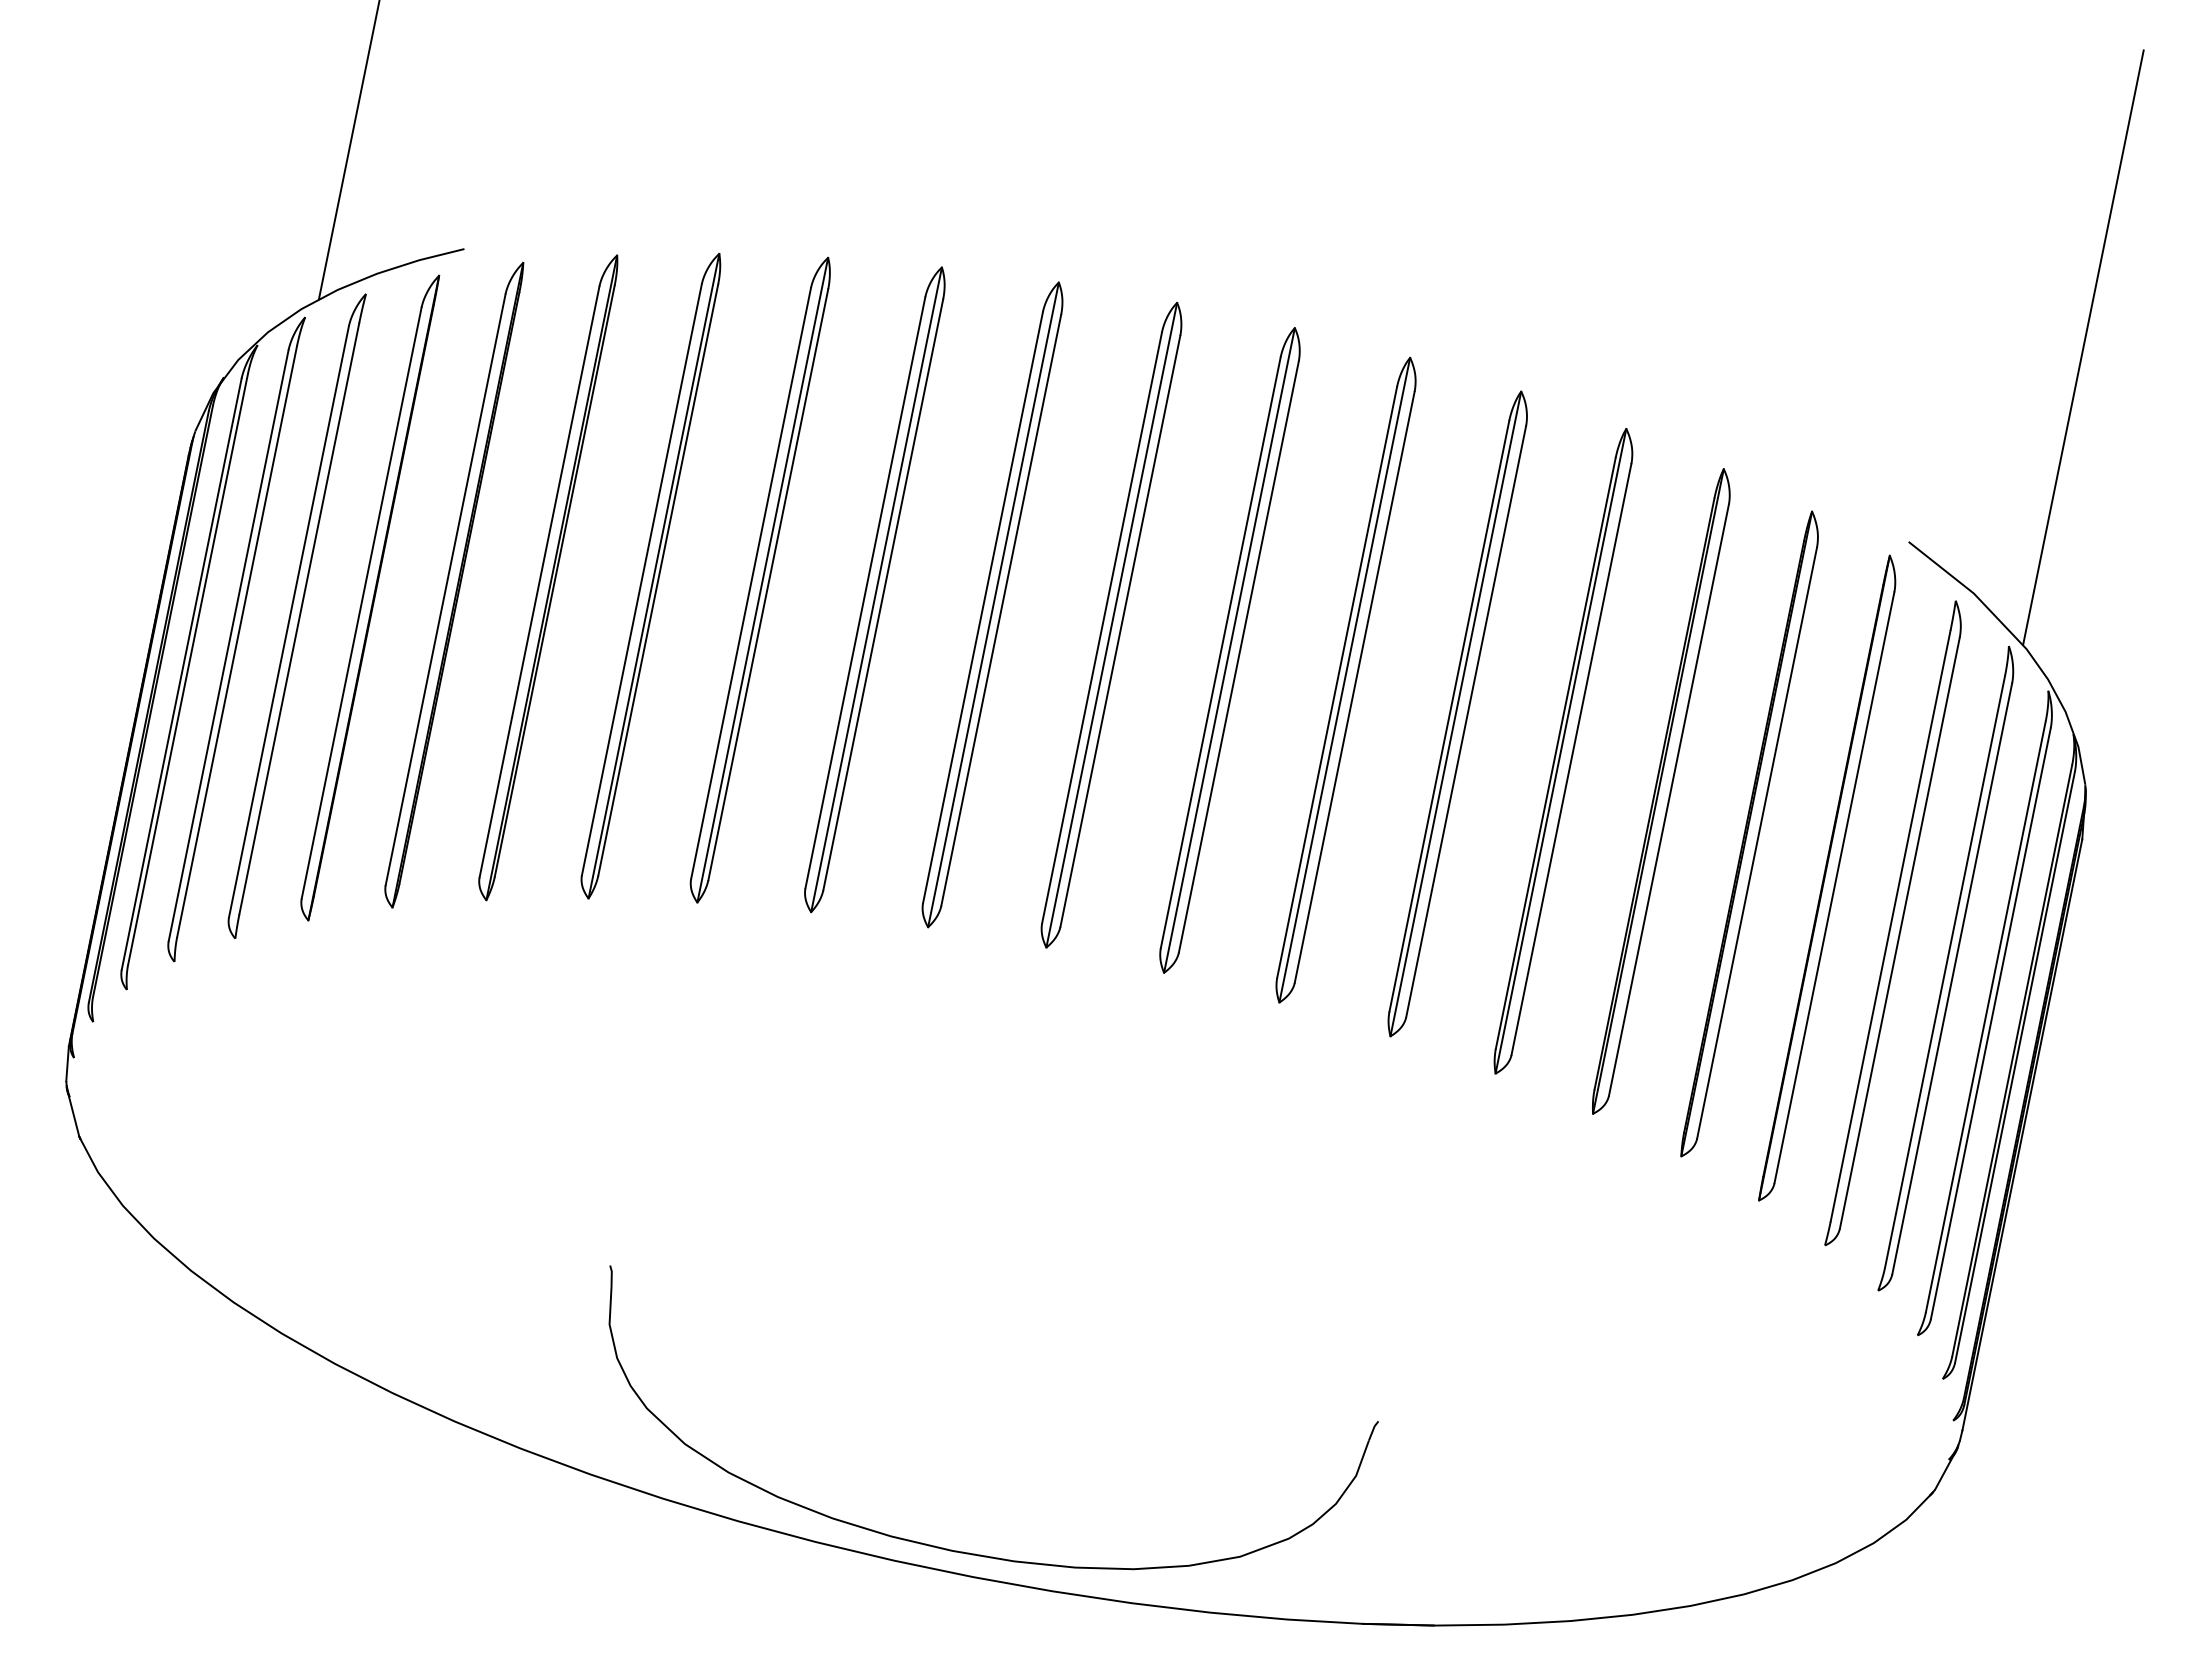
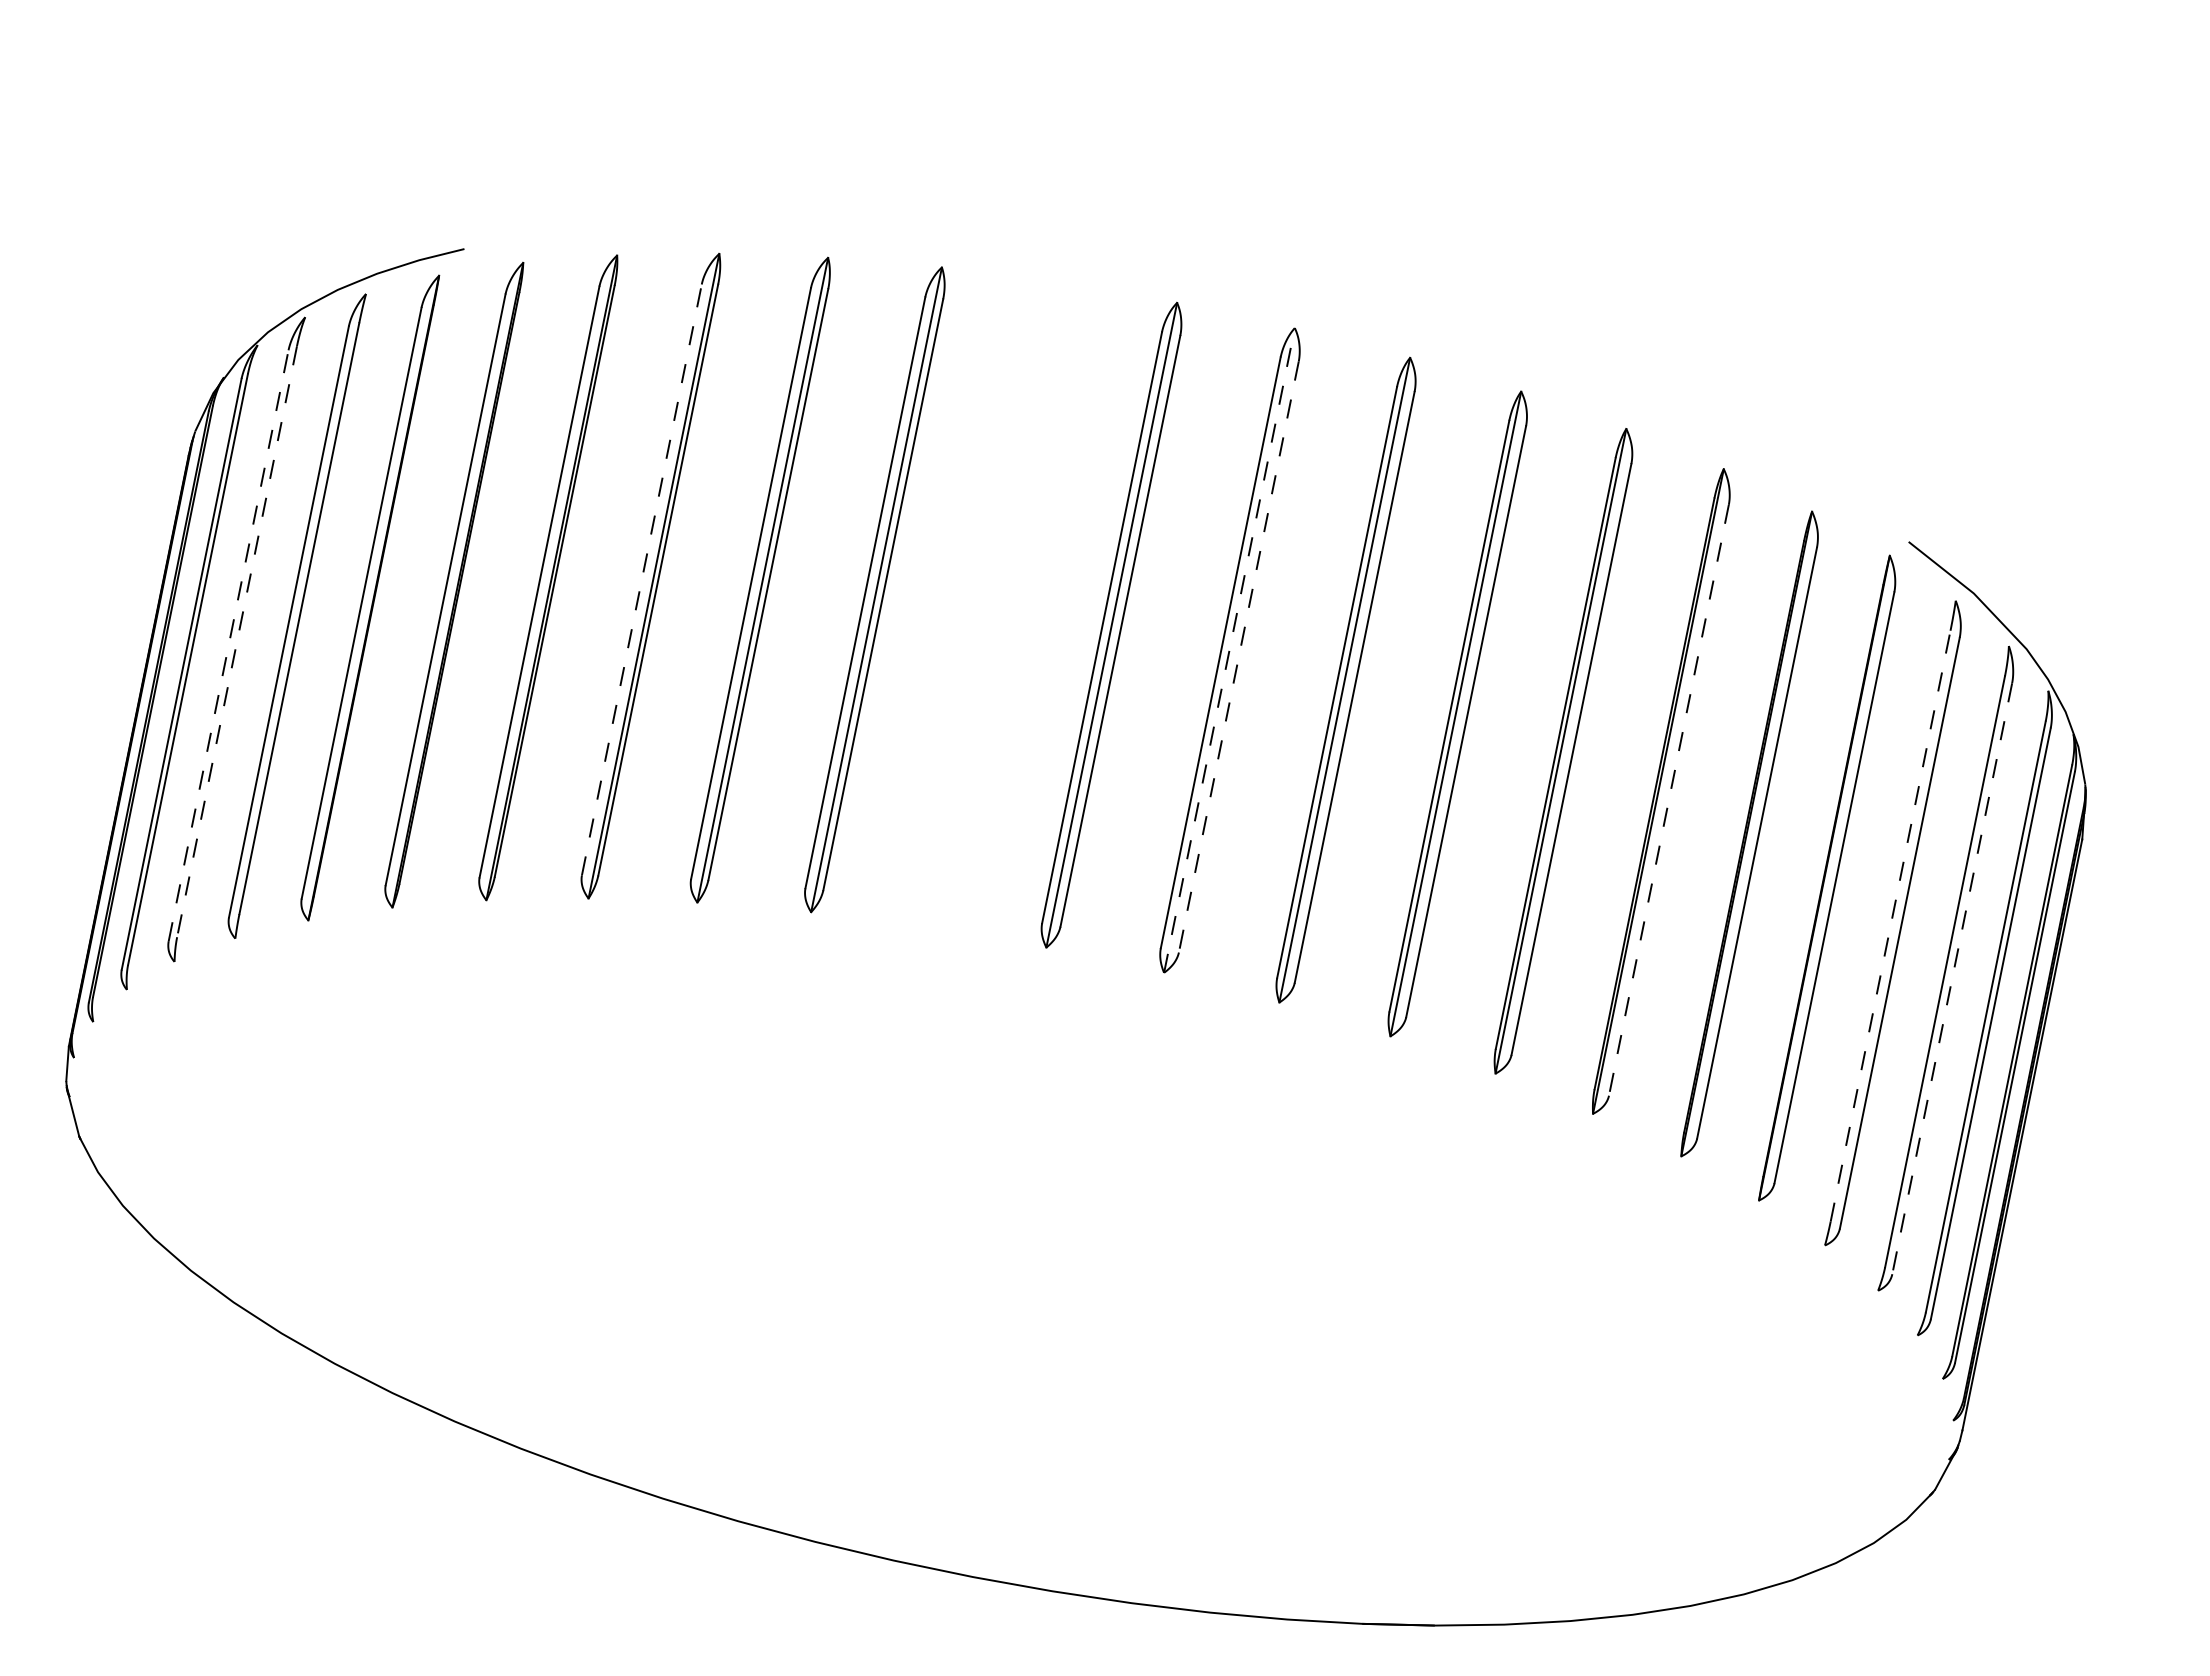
line: present -> none (348, 150)
line: present -> none (2083, 347)
line: solid -> dashed (641, 579)
part: present -> none (992, 604)
line: solid -> dashed (236, 642)
line: solid -> dashed (228, 645)
line: solid -> dashed (1229, 650)
line: solid -> dashed (1238, 657)
line: solid -> dashed (1668, 800)
line: solid -> dashed (1890, 925)
line: solid -> dashed (1952, 979)
part: present -> none (969, 1552)
